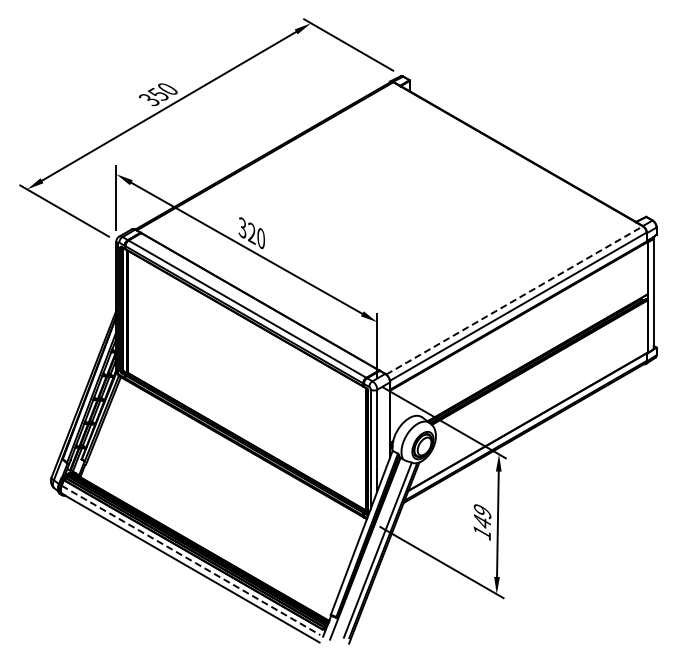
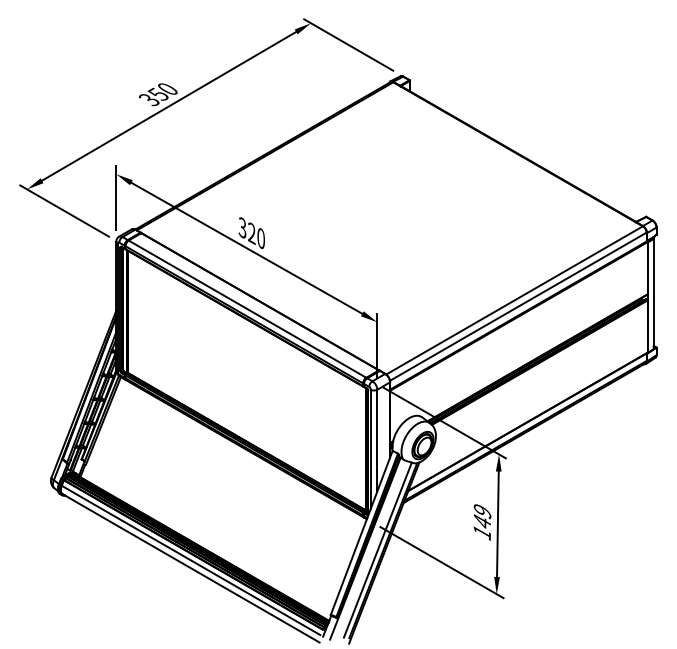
line: dashed -> solid (515, 300)
line: dashed -> solid (191, 560)
